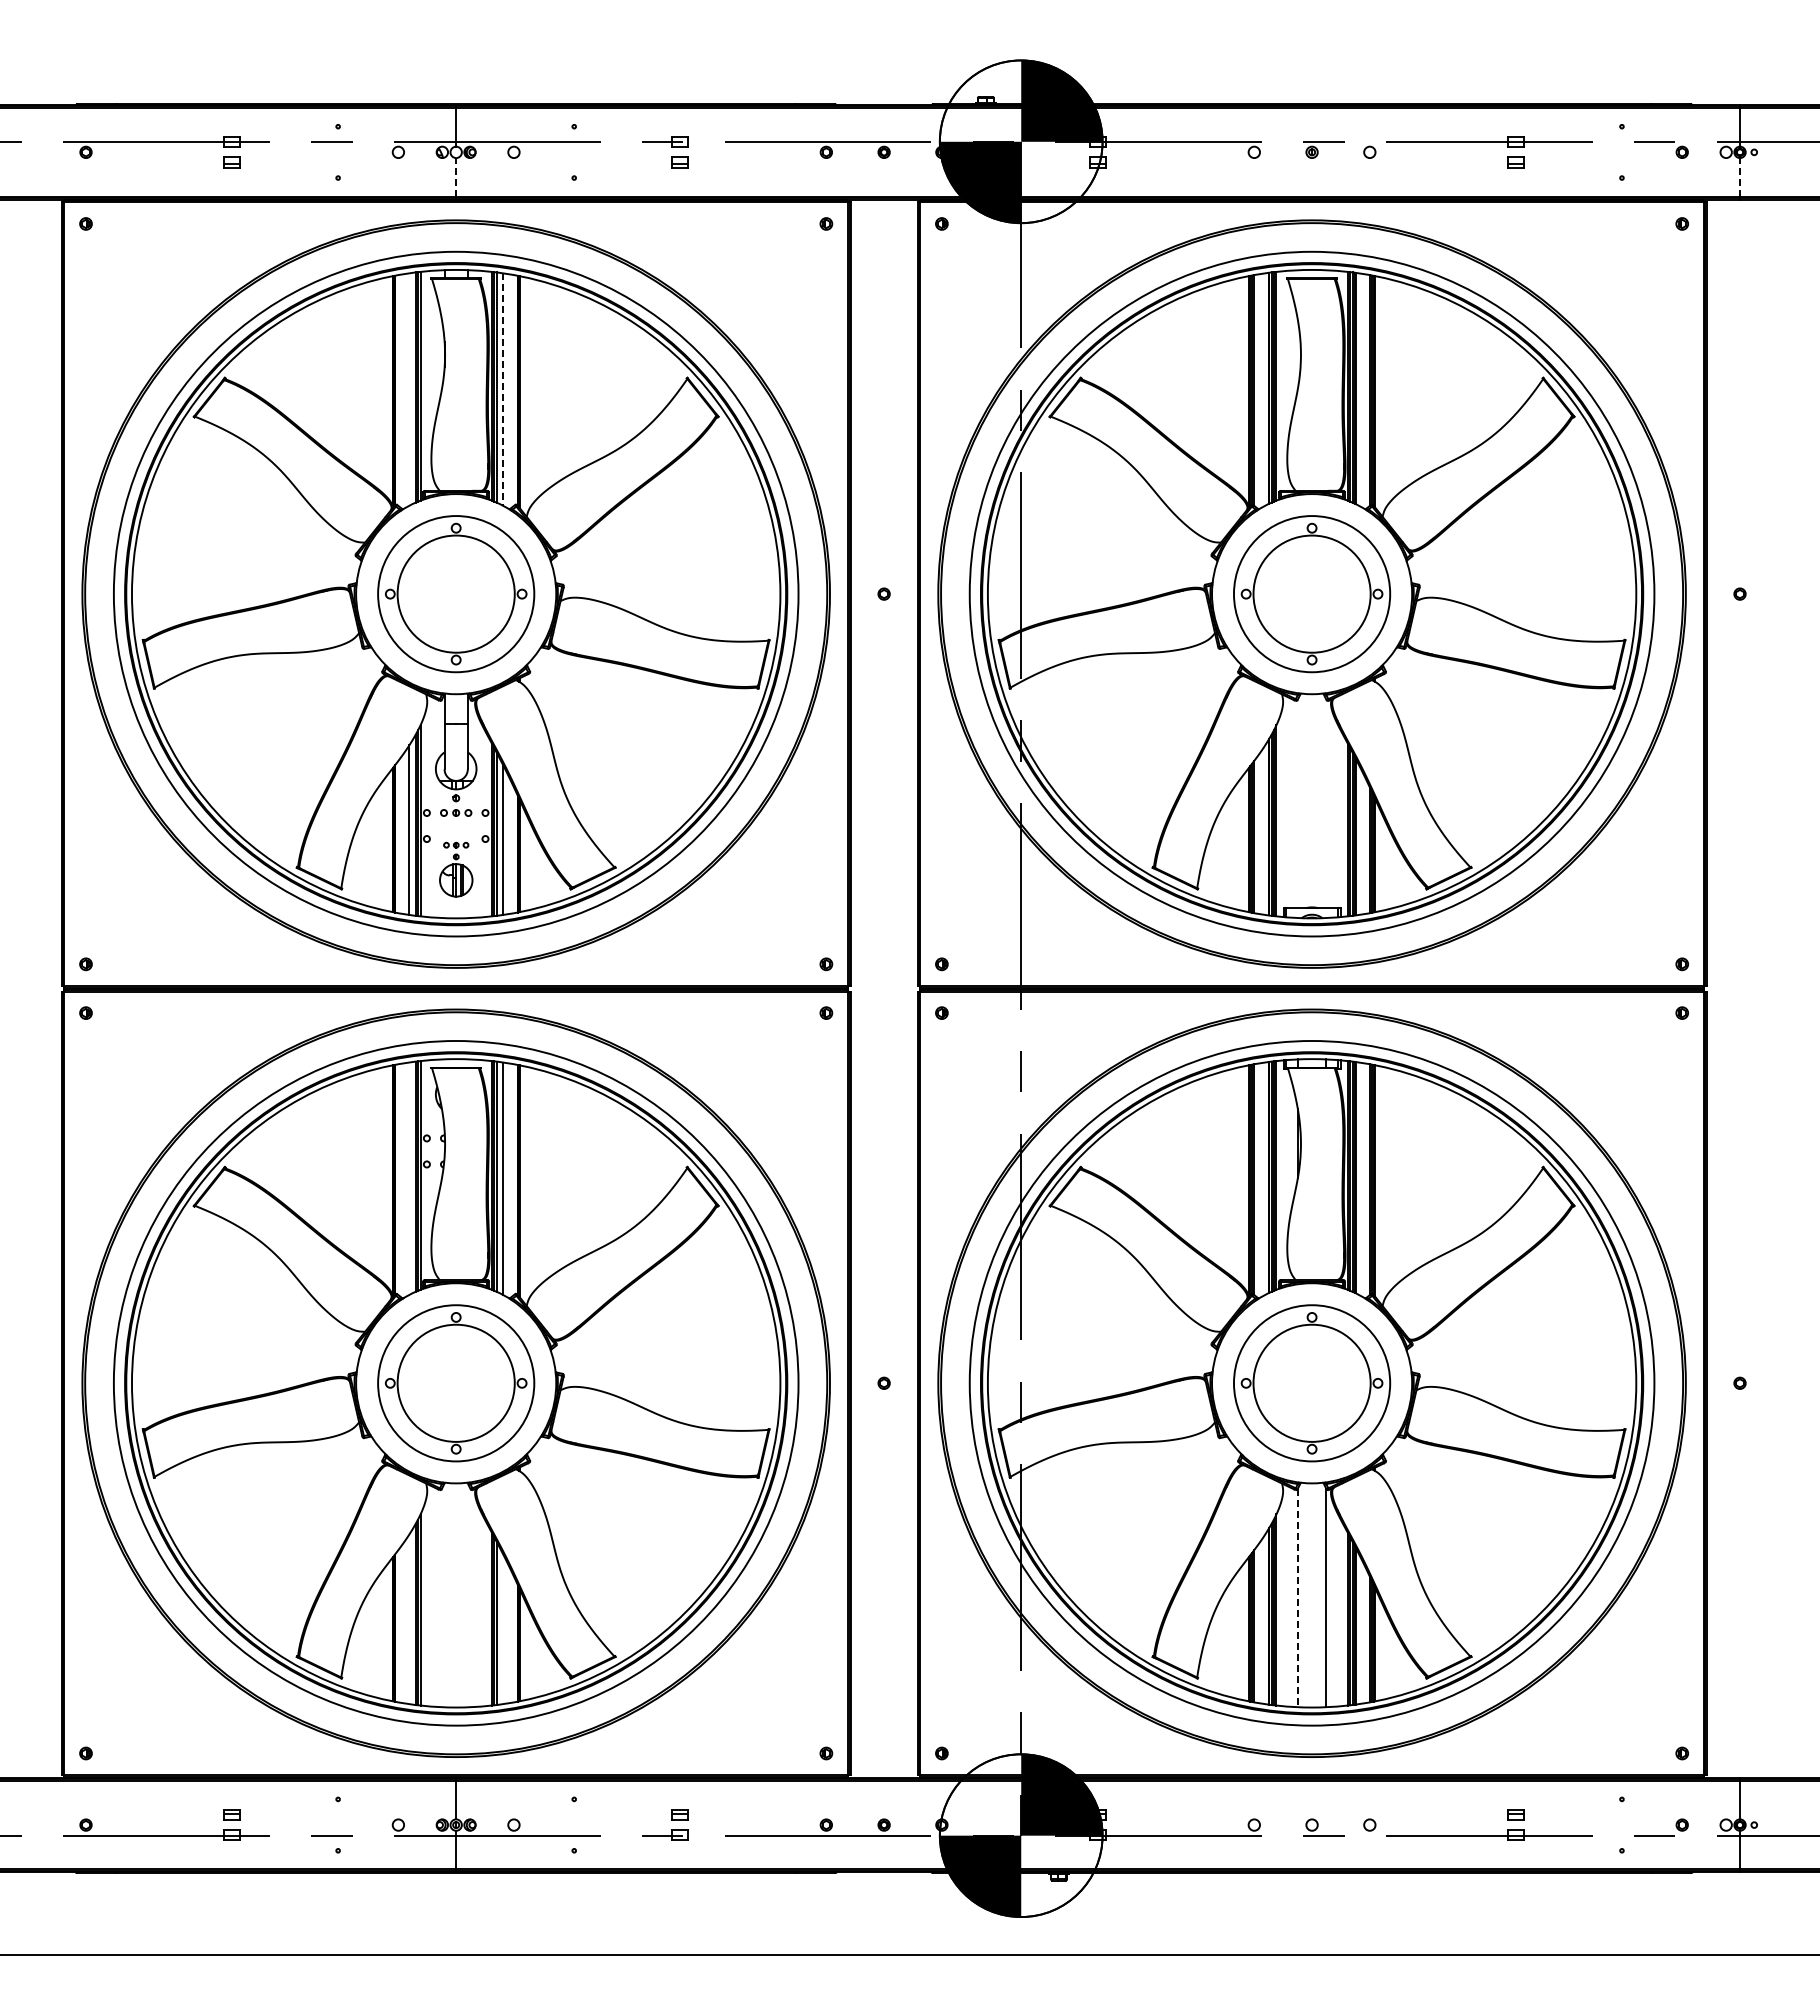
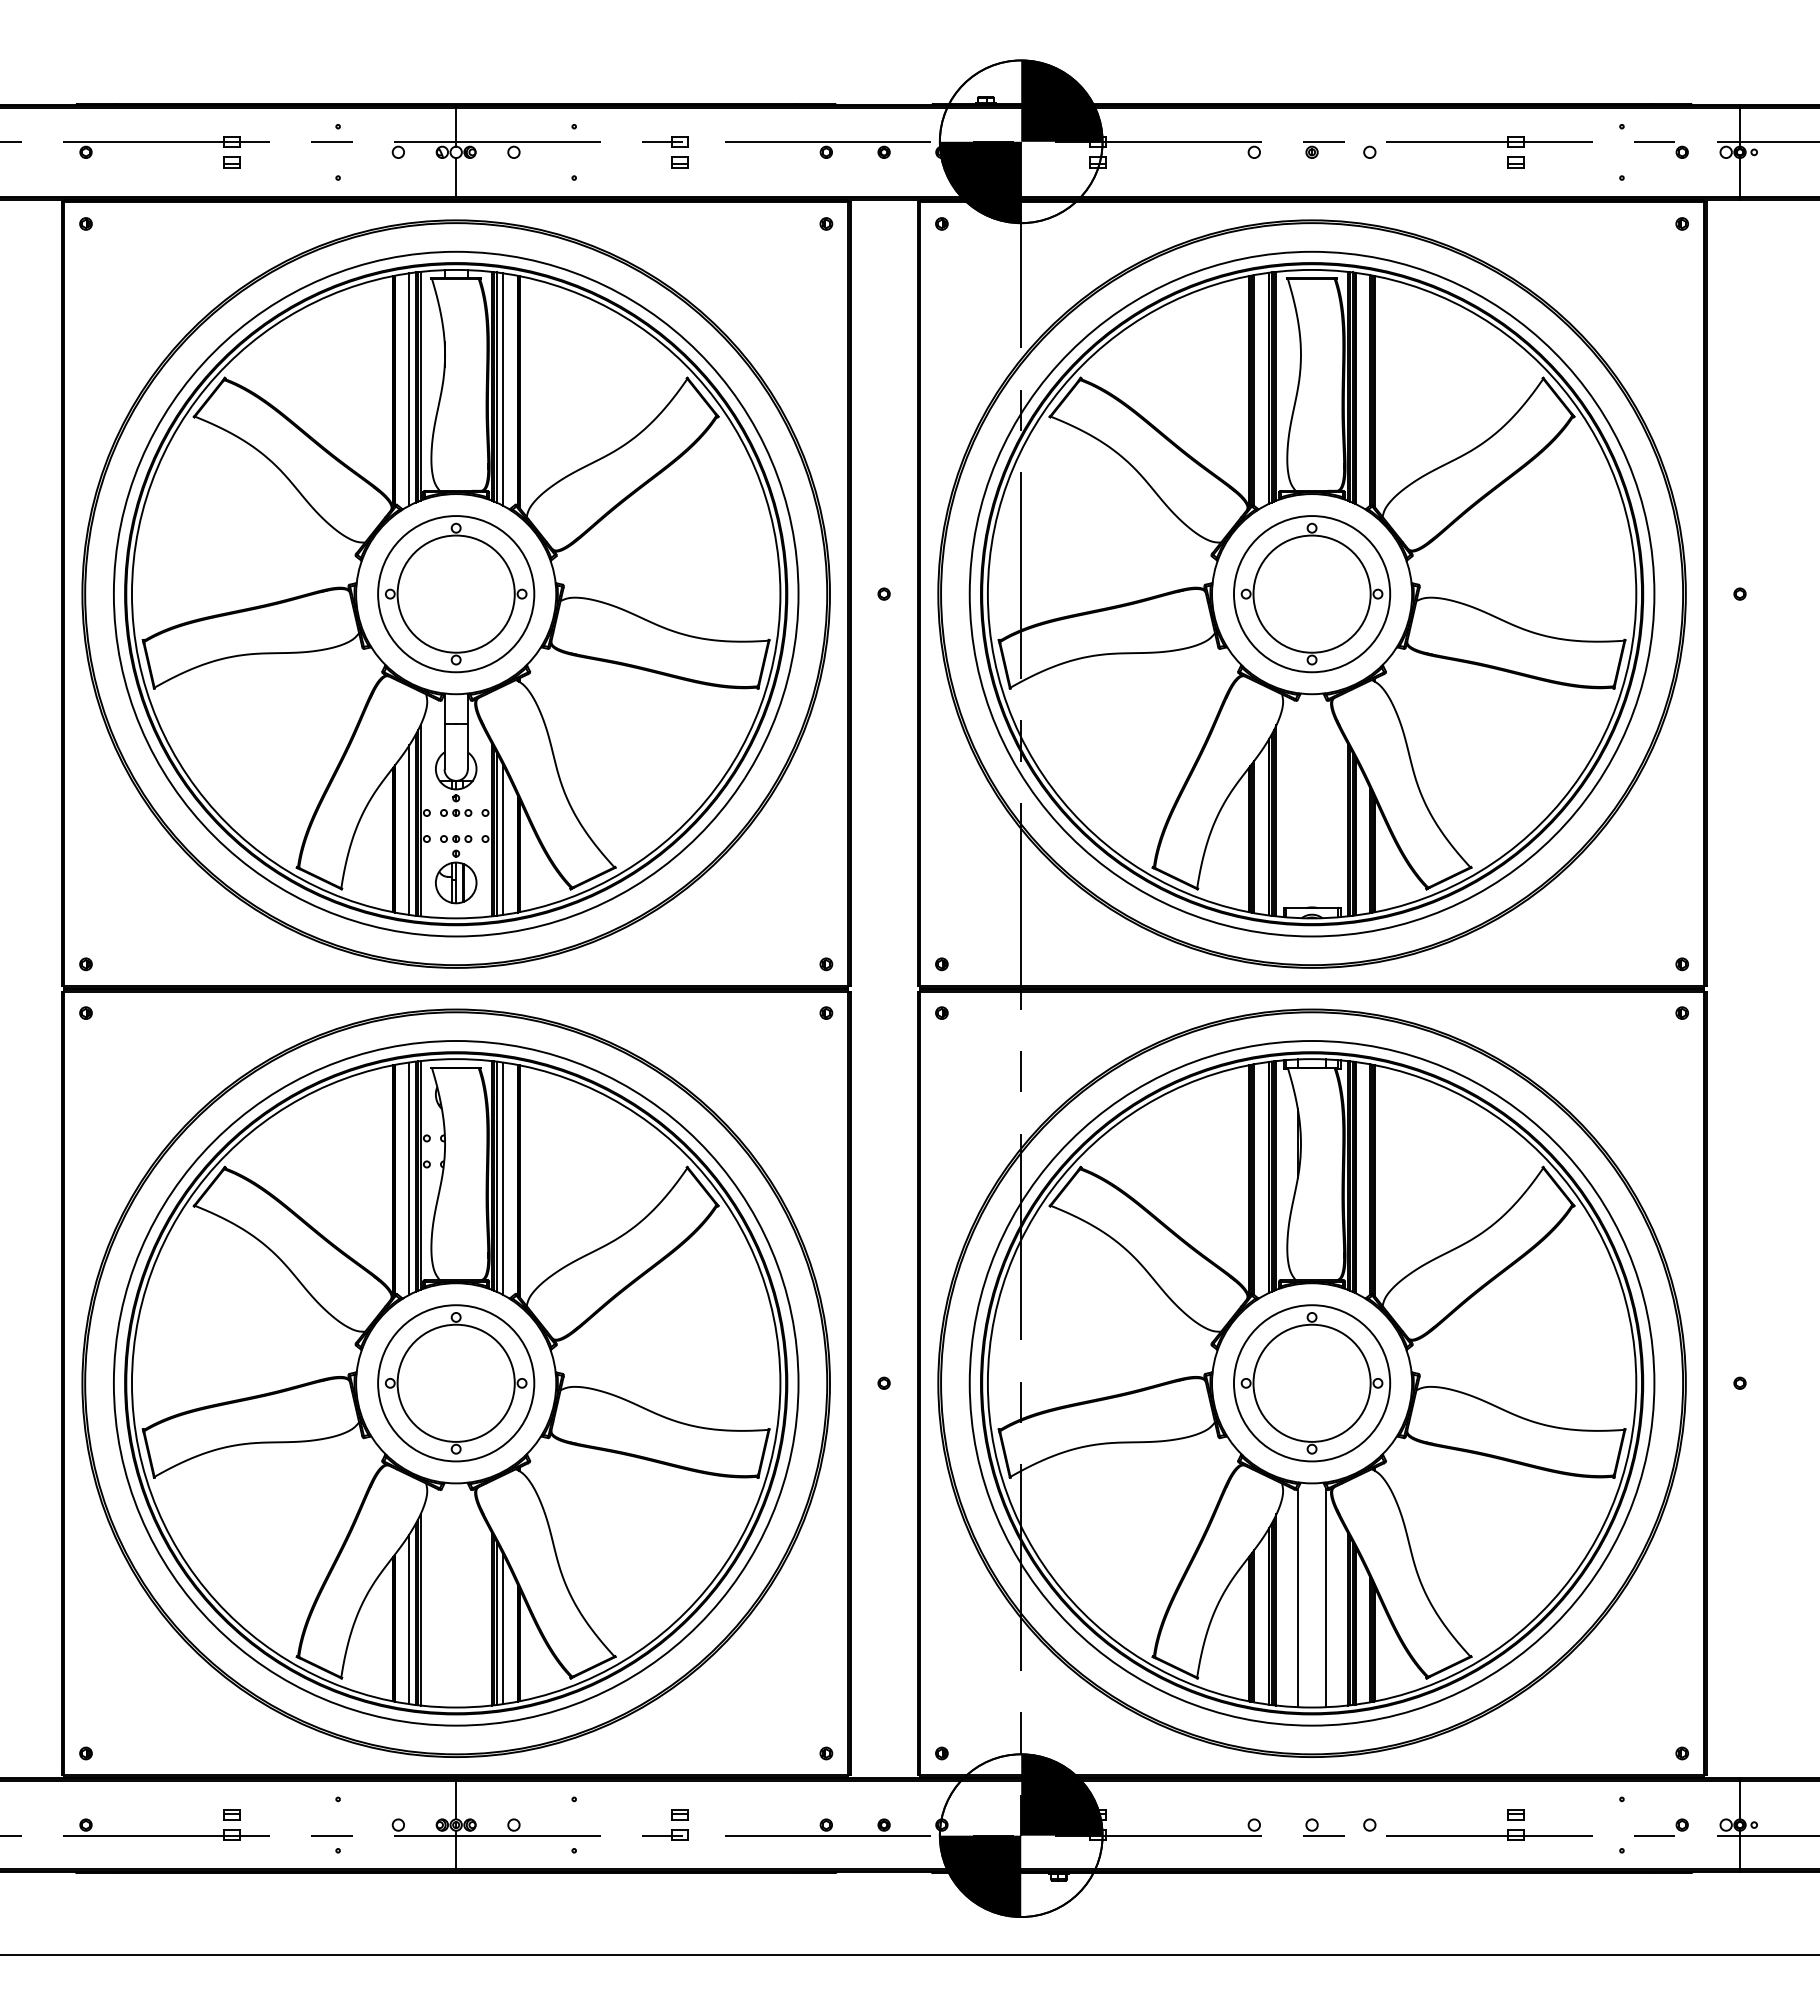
line: dashed -> solid (456, 176)
line: dashed -> solid (1740, 176)
line: none -> present (409, 389)
line: dashed -> solid (503, 390)
part size: 35x57 px -> 43x70 px (456, 869)
line: none -> present (409, 1178)
line: dashed -> solid (1297, 1598)
line: none -> present (409, 1619)
line: none -> present (503, 1629)
